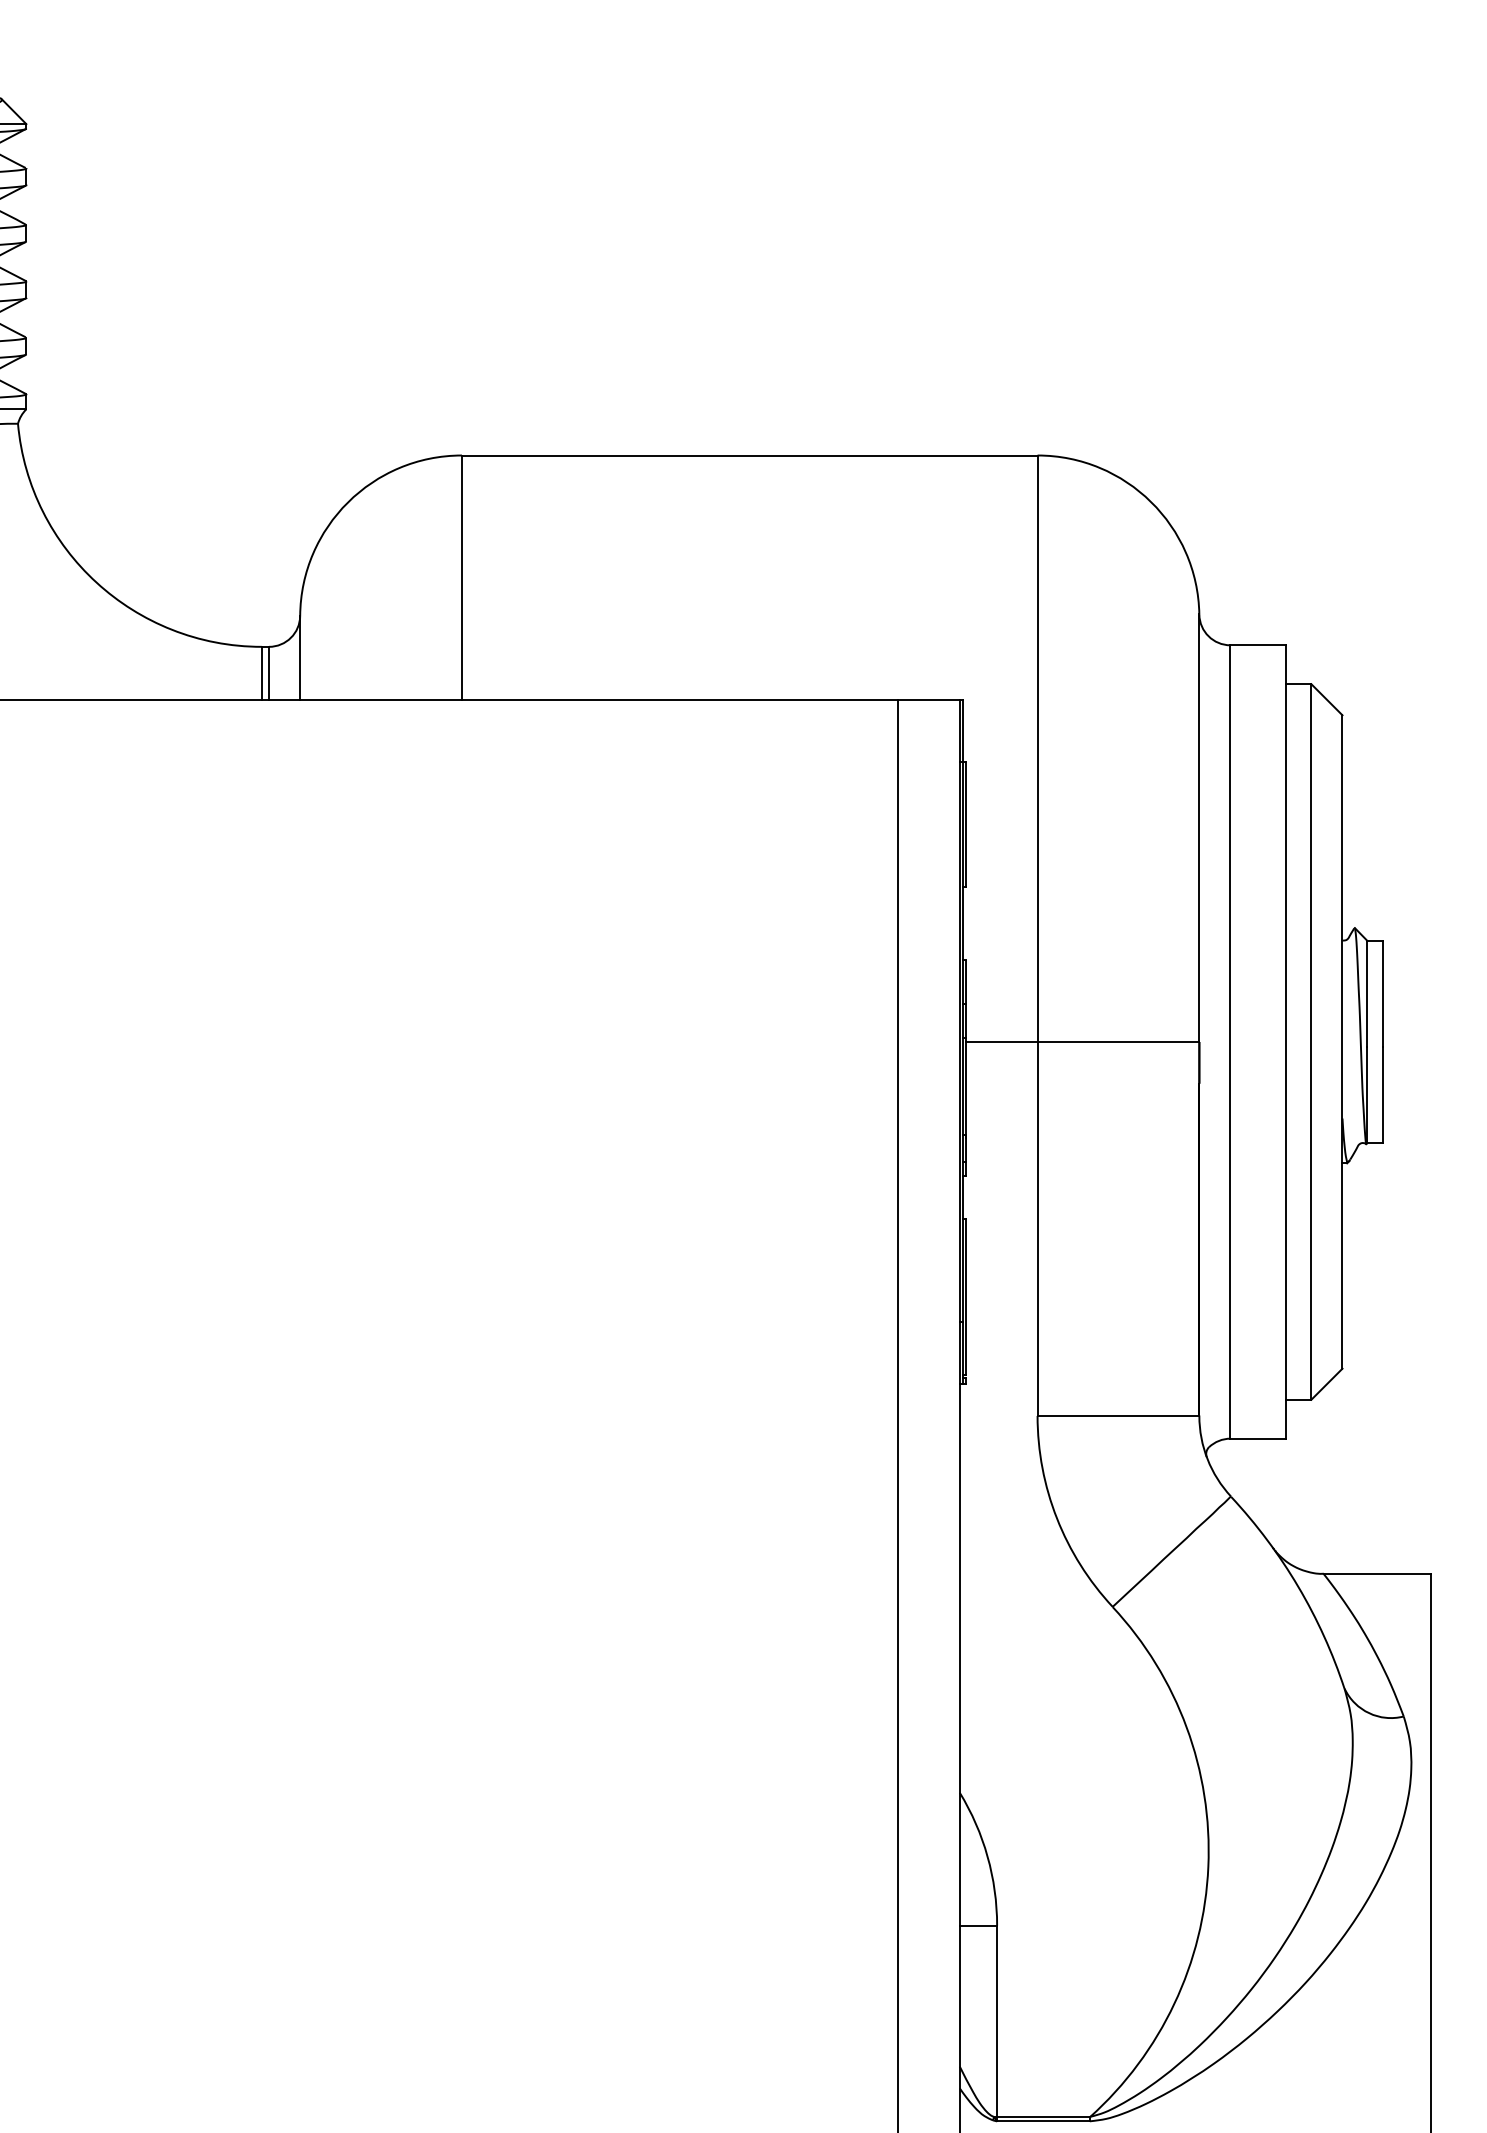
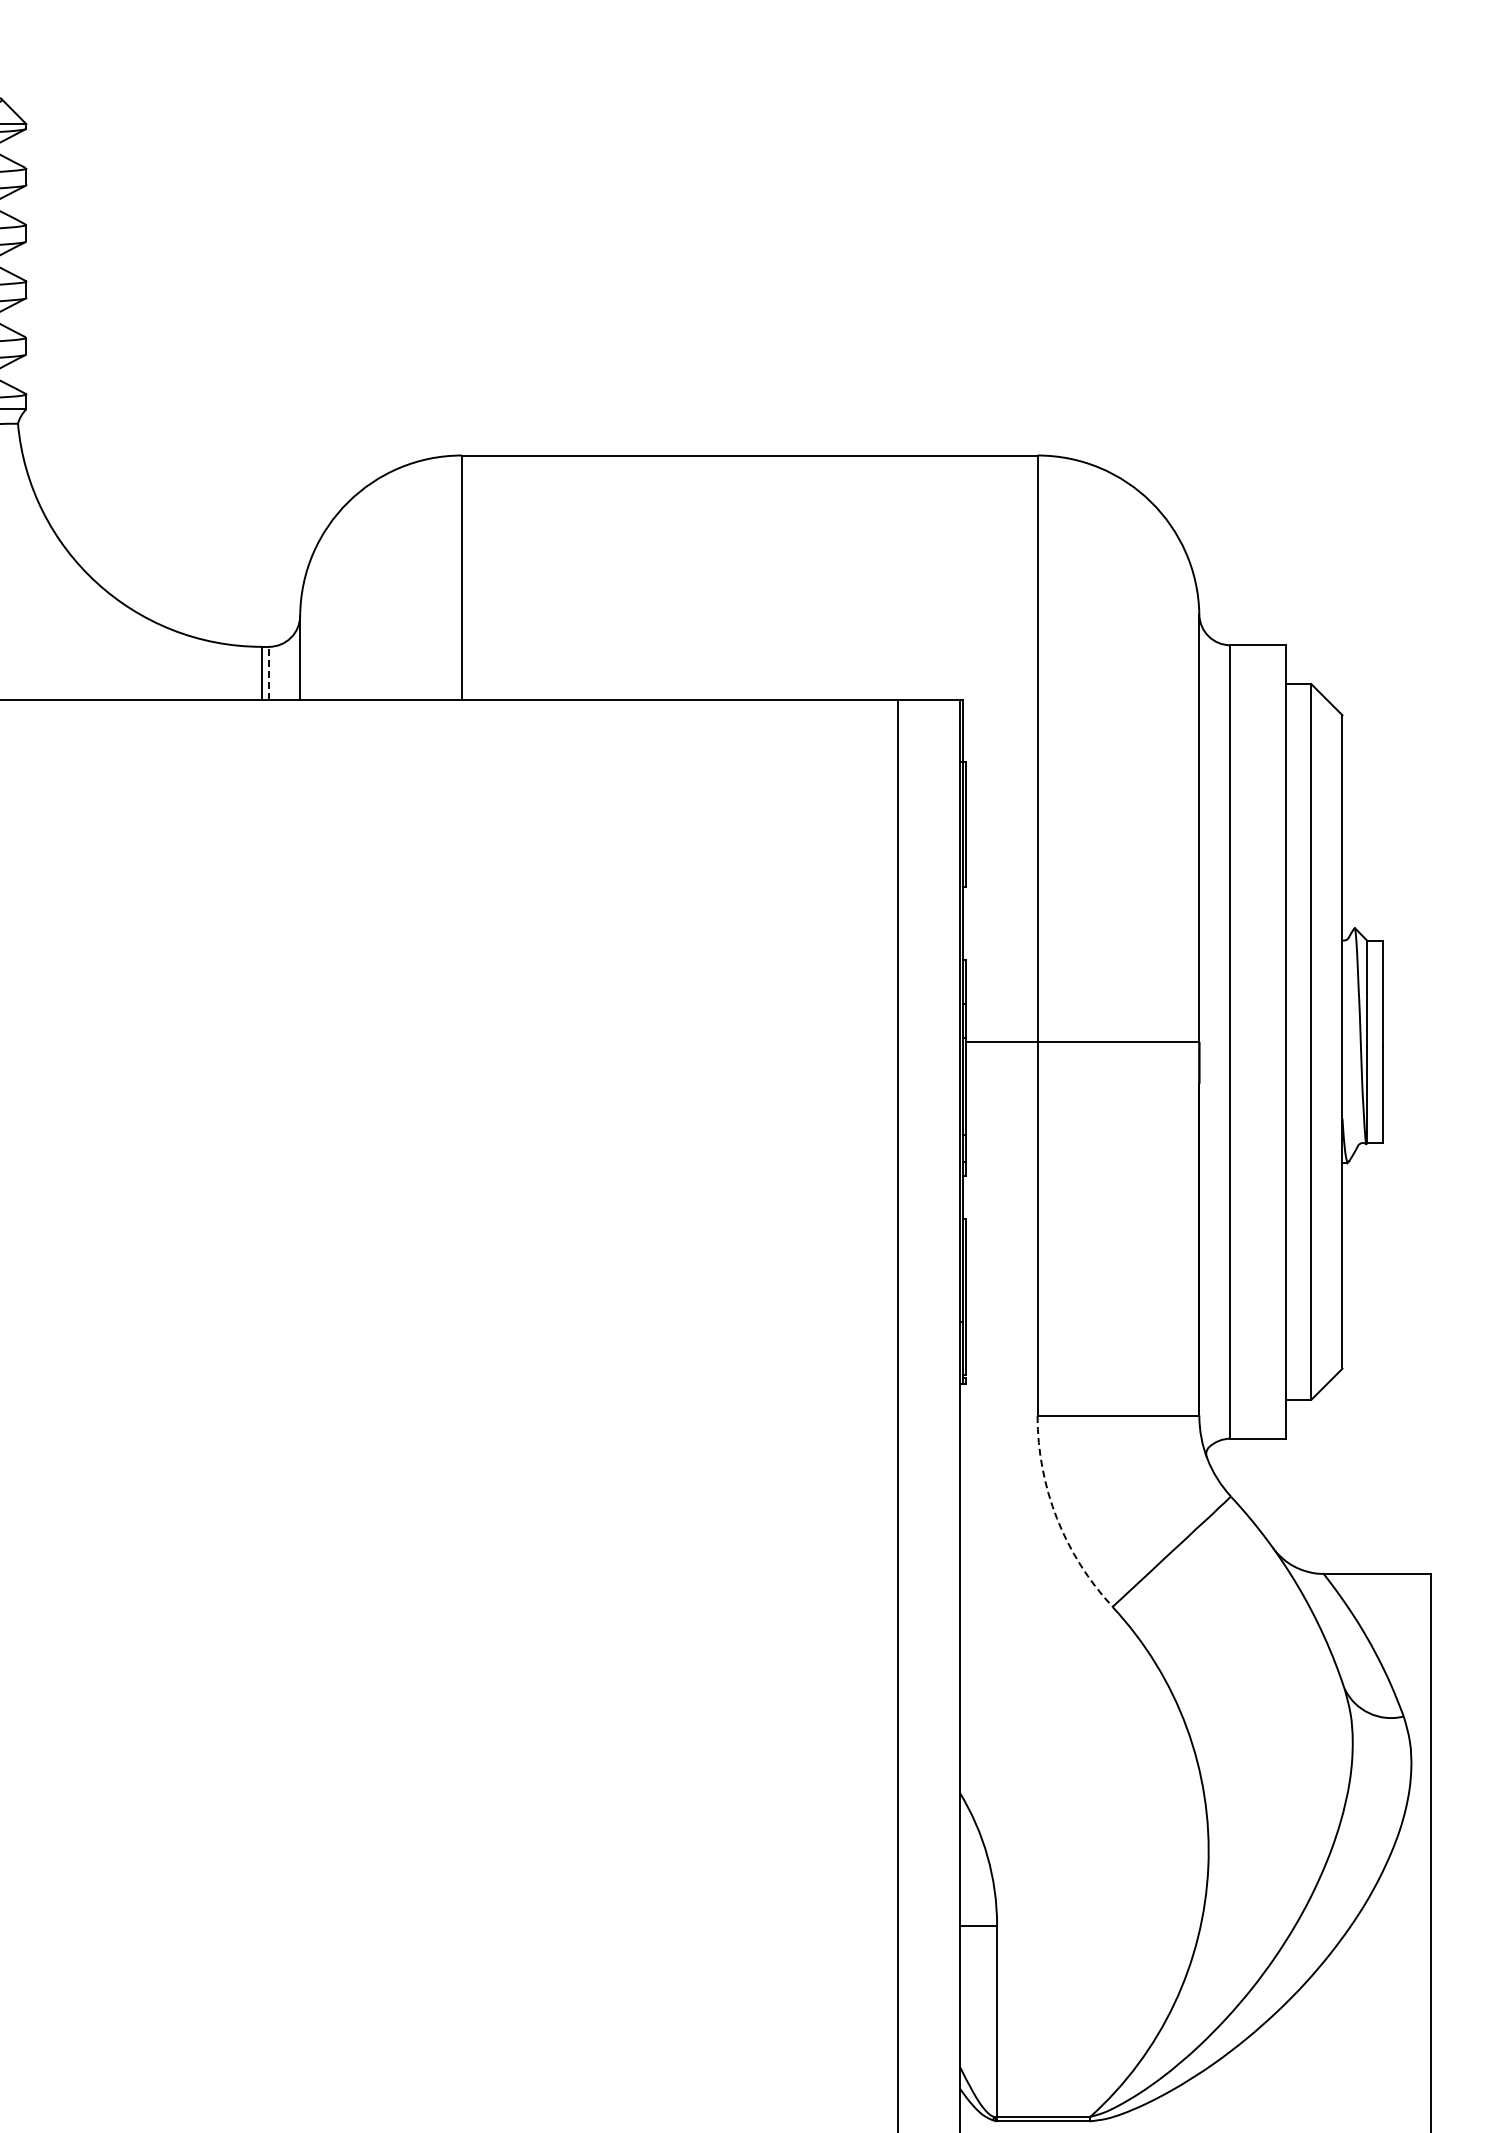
line: solid -> dashed (269, 672)
arc: solid -> dashed (1057, 1518)
